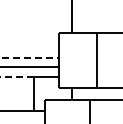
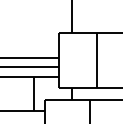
line: dashed -> solid (30, 57)
line: dashed -> solid (16, 76)
